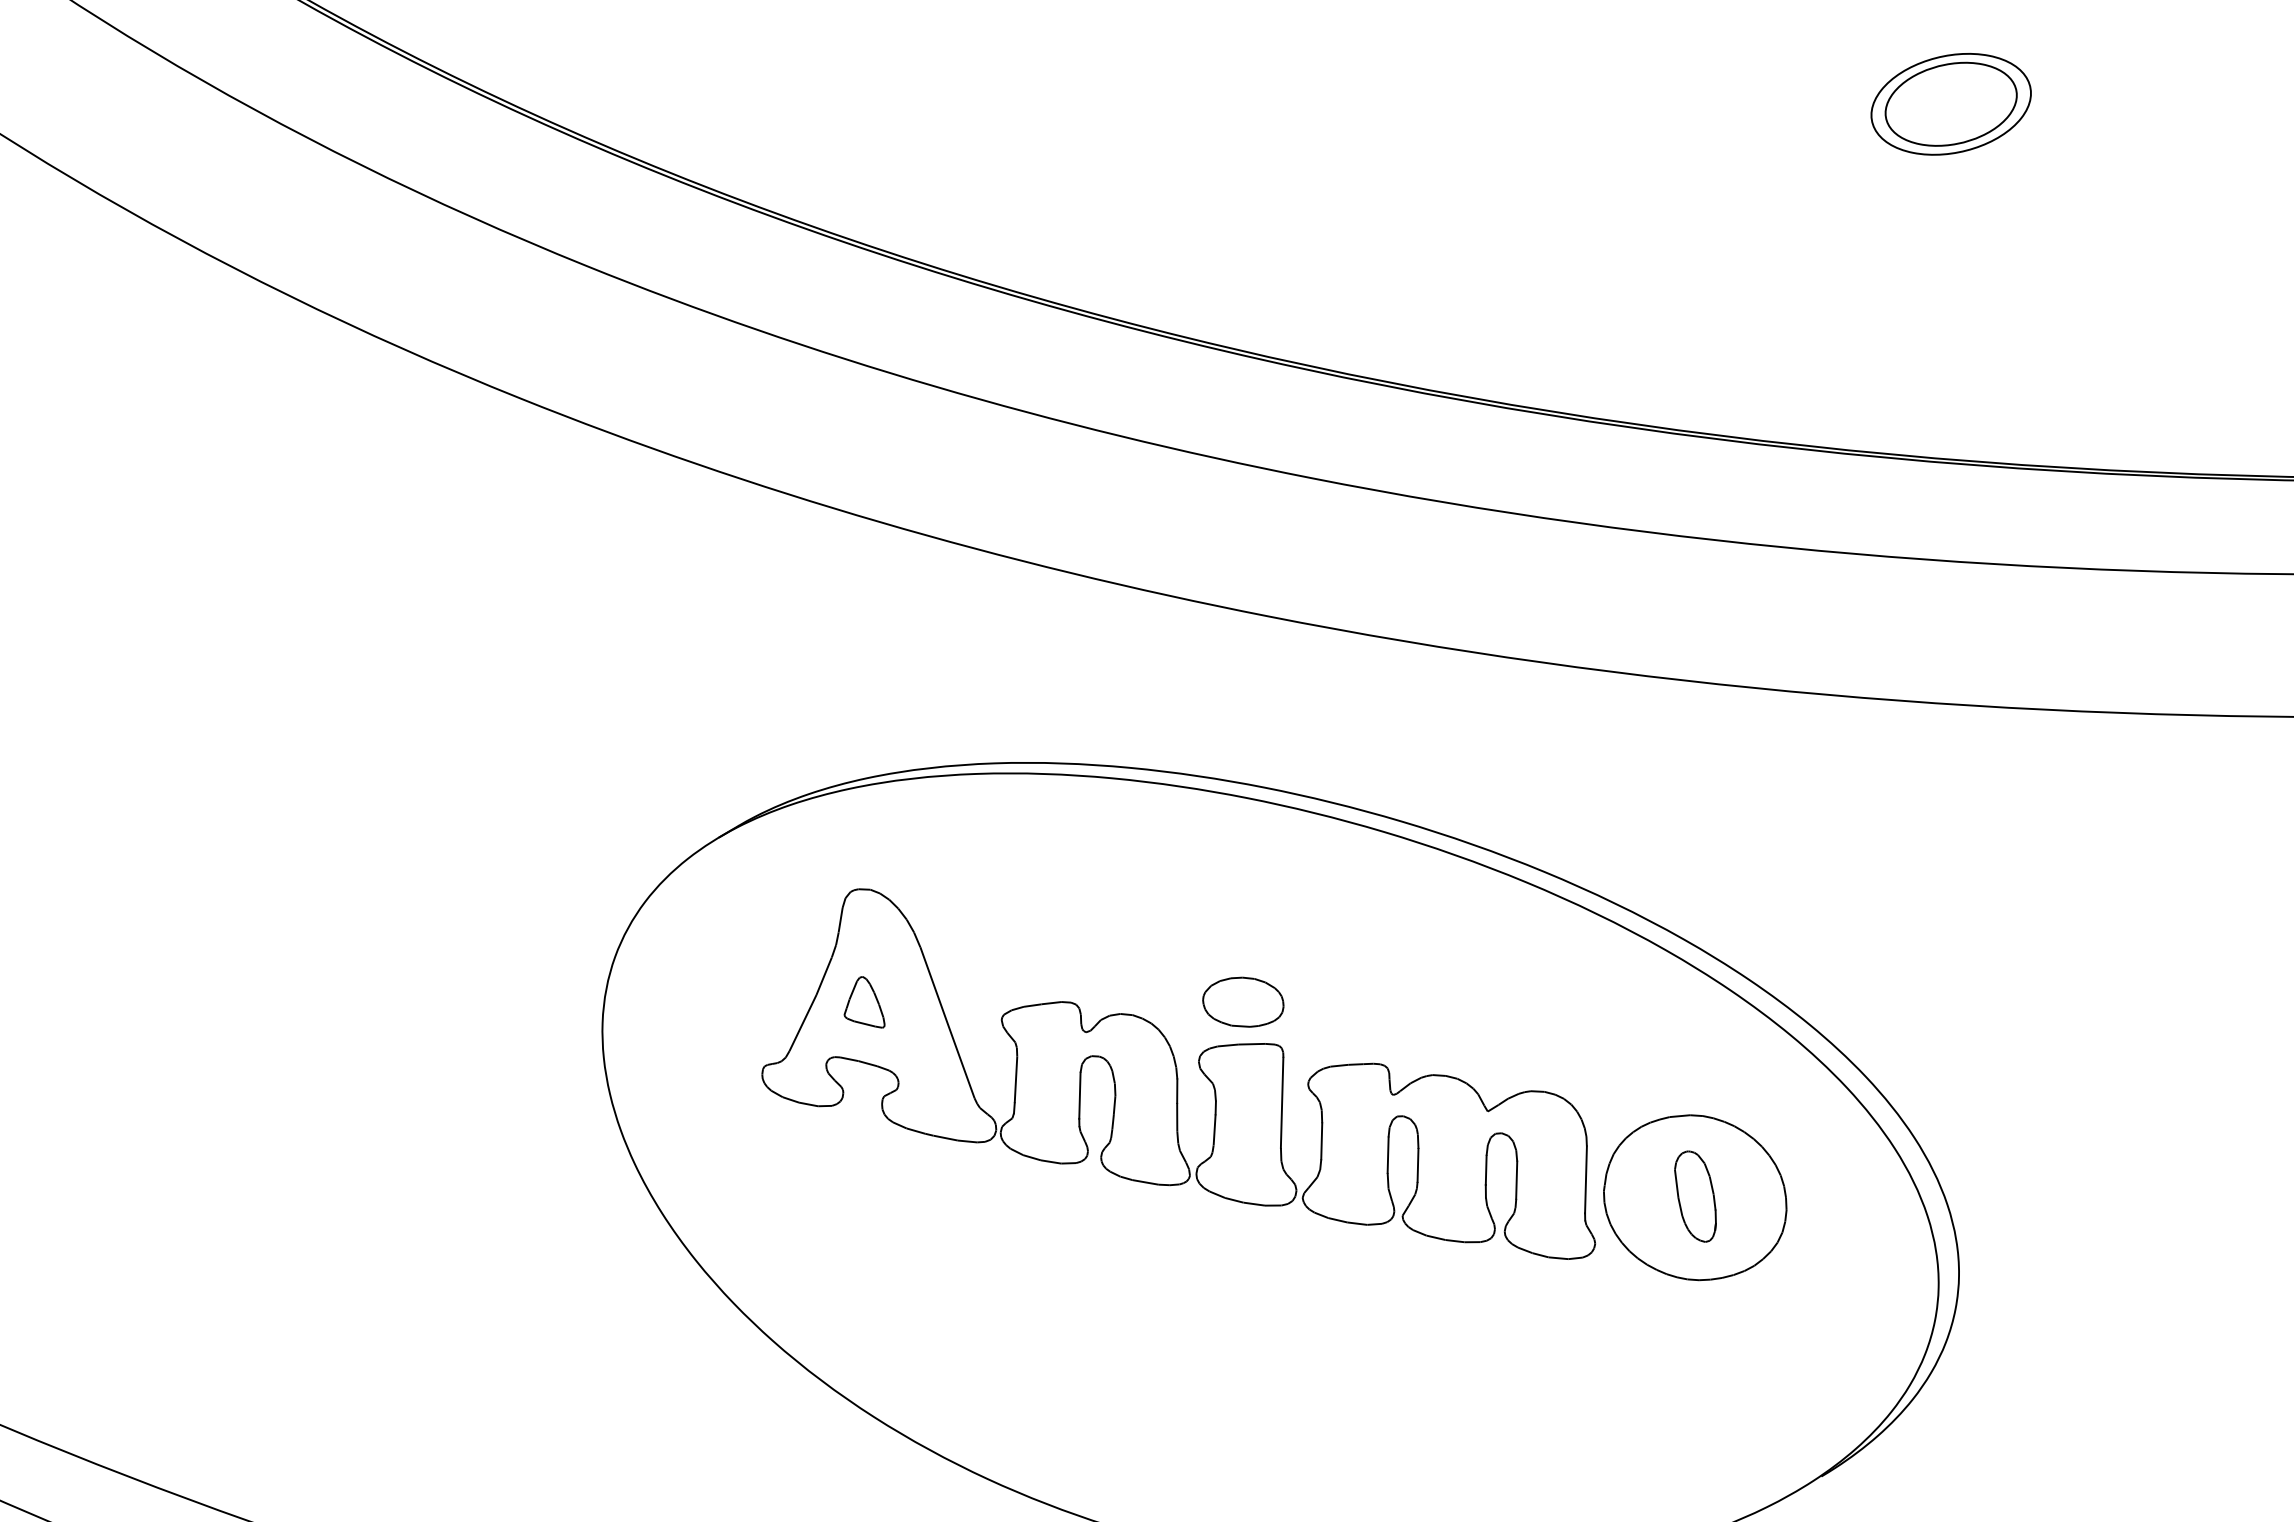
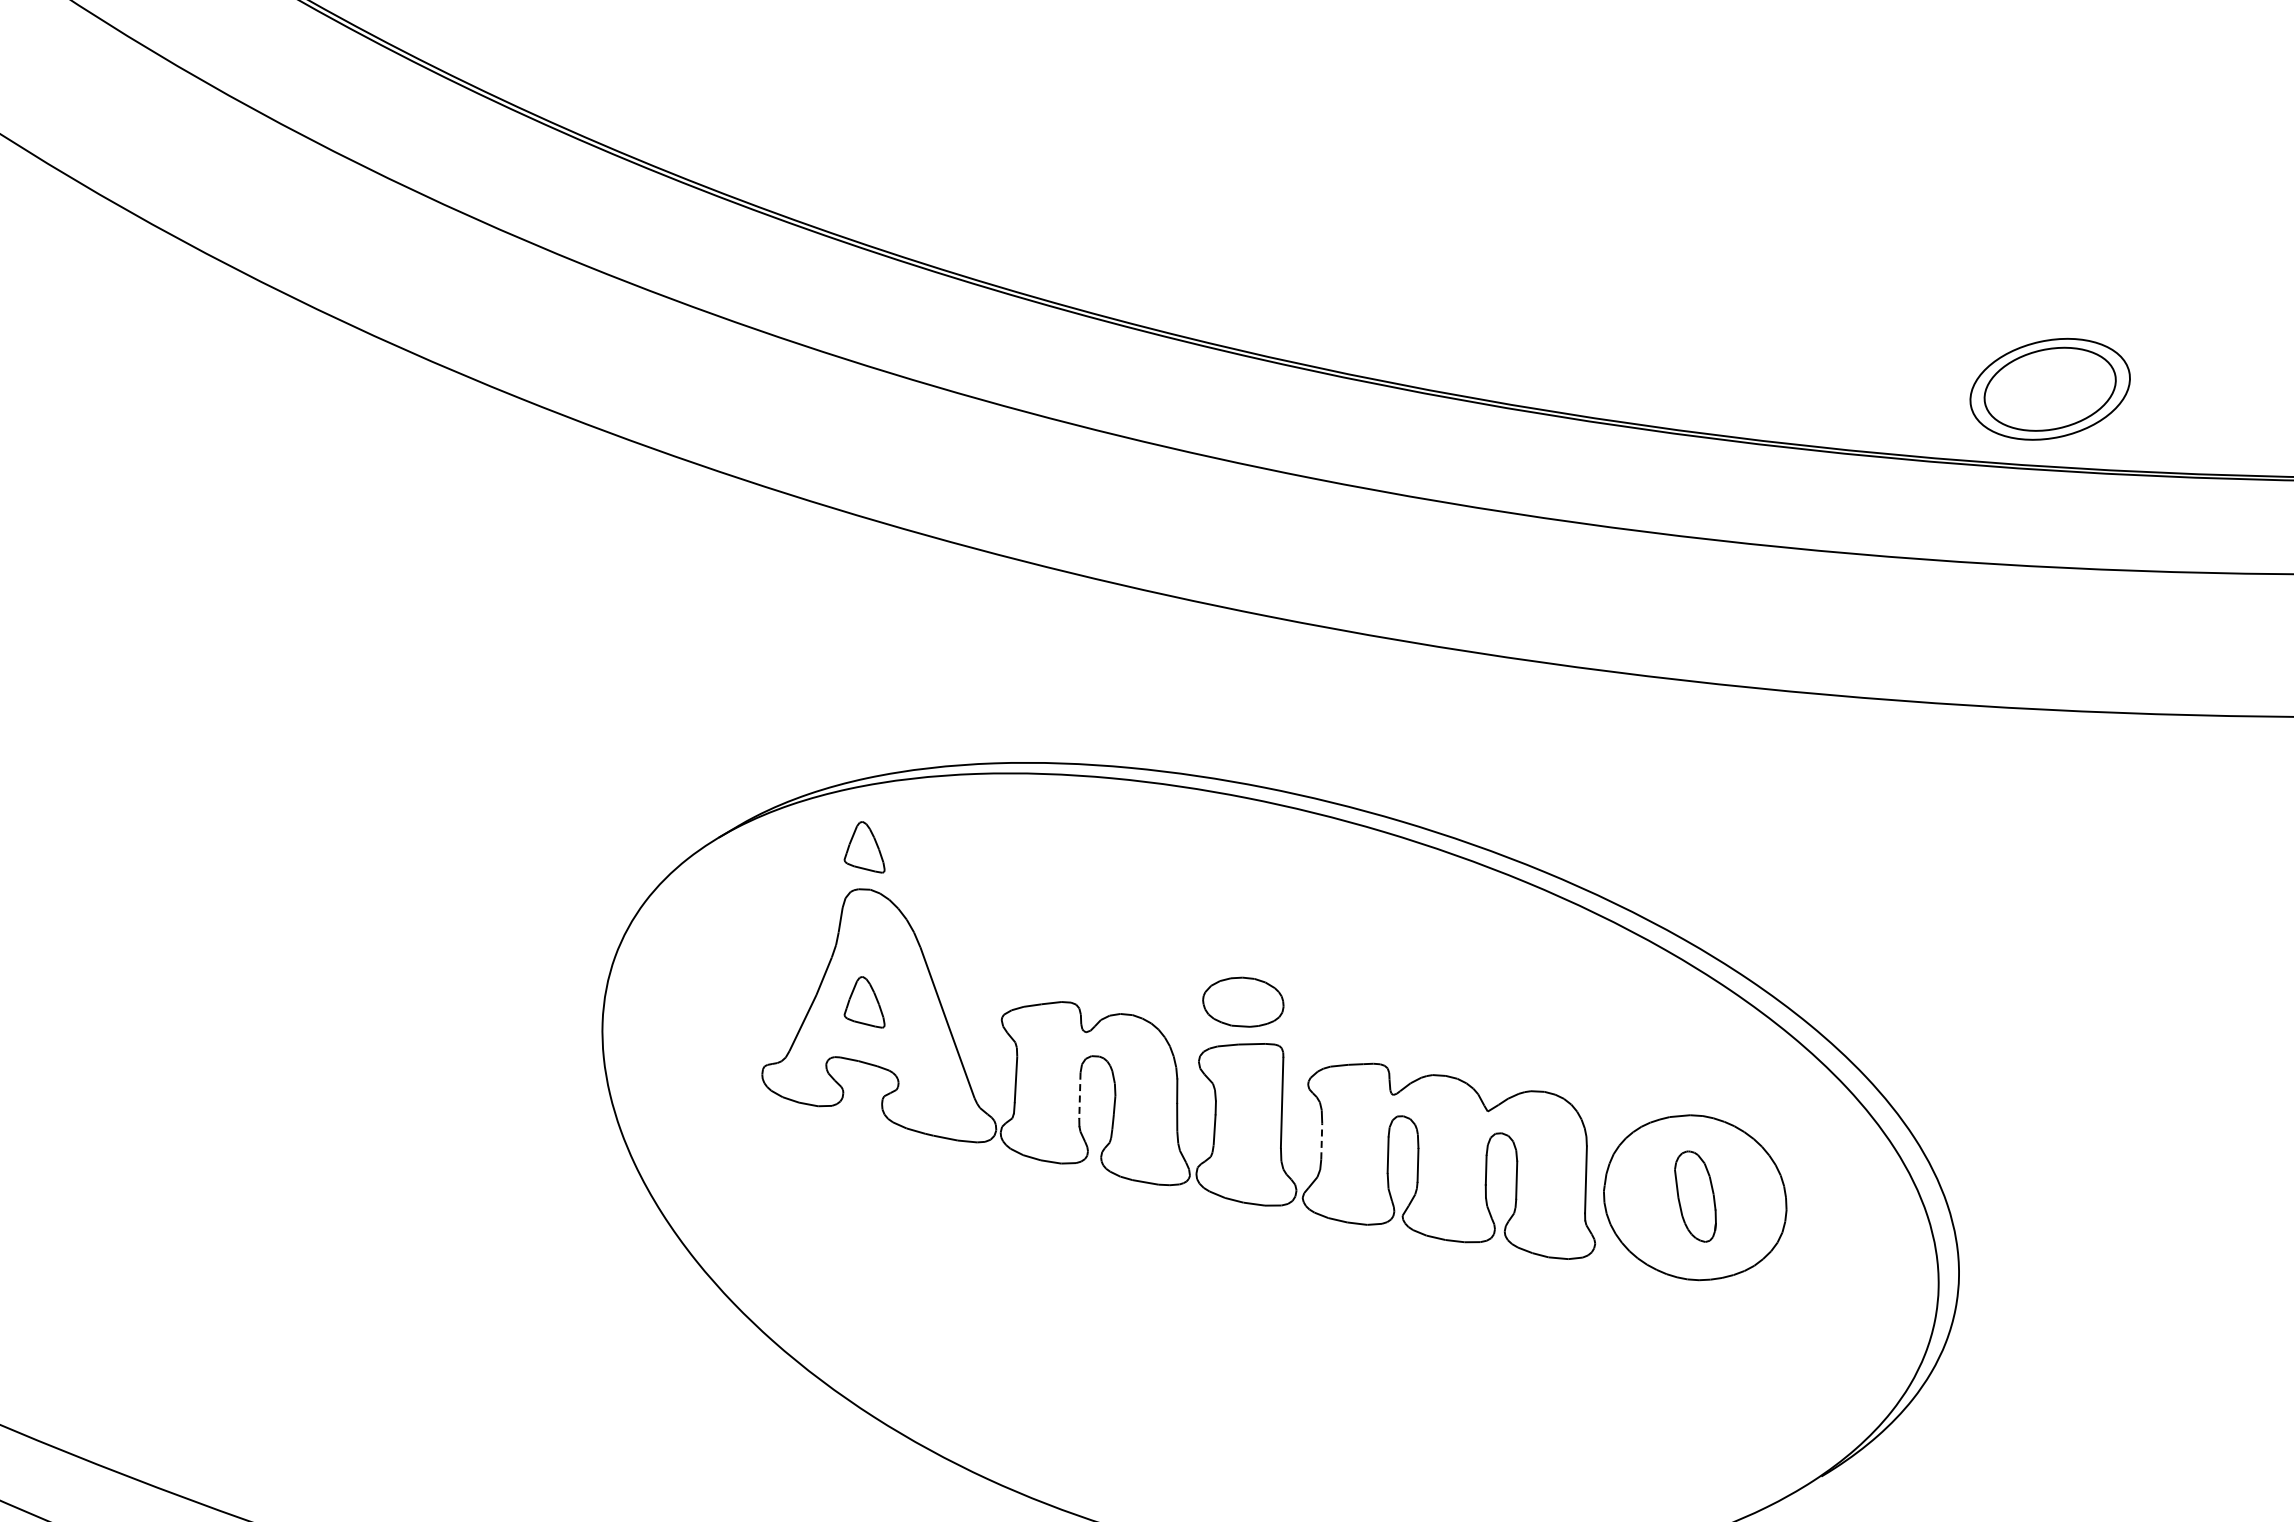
part position: (1950, 104) -> (2049, 389) (2049, 389)
part: none -> present (864, 847)
line: solid -> dashed (1079, 1096)
line: solid -> dashed (1321, 1140)
